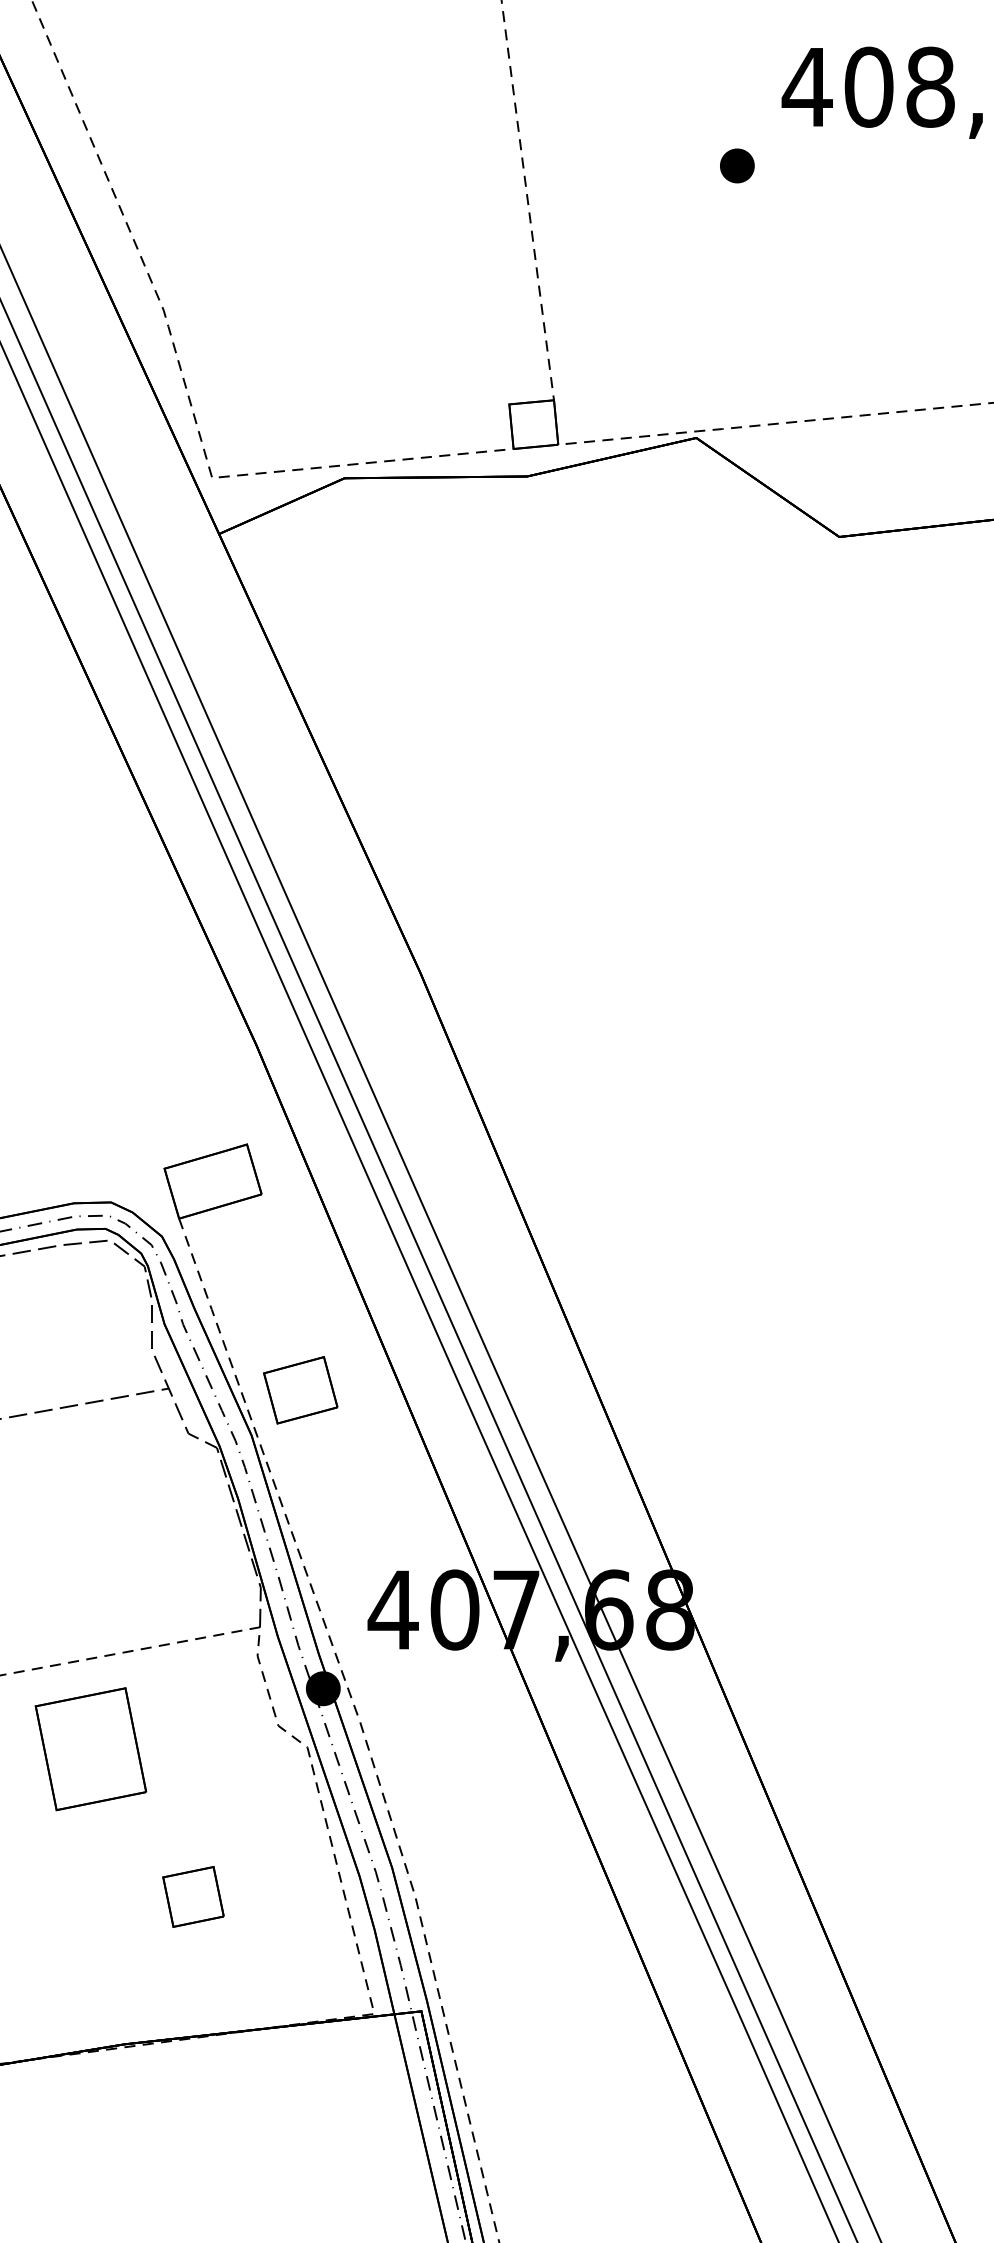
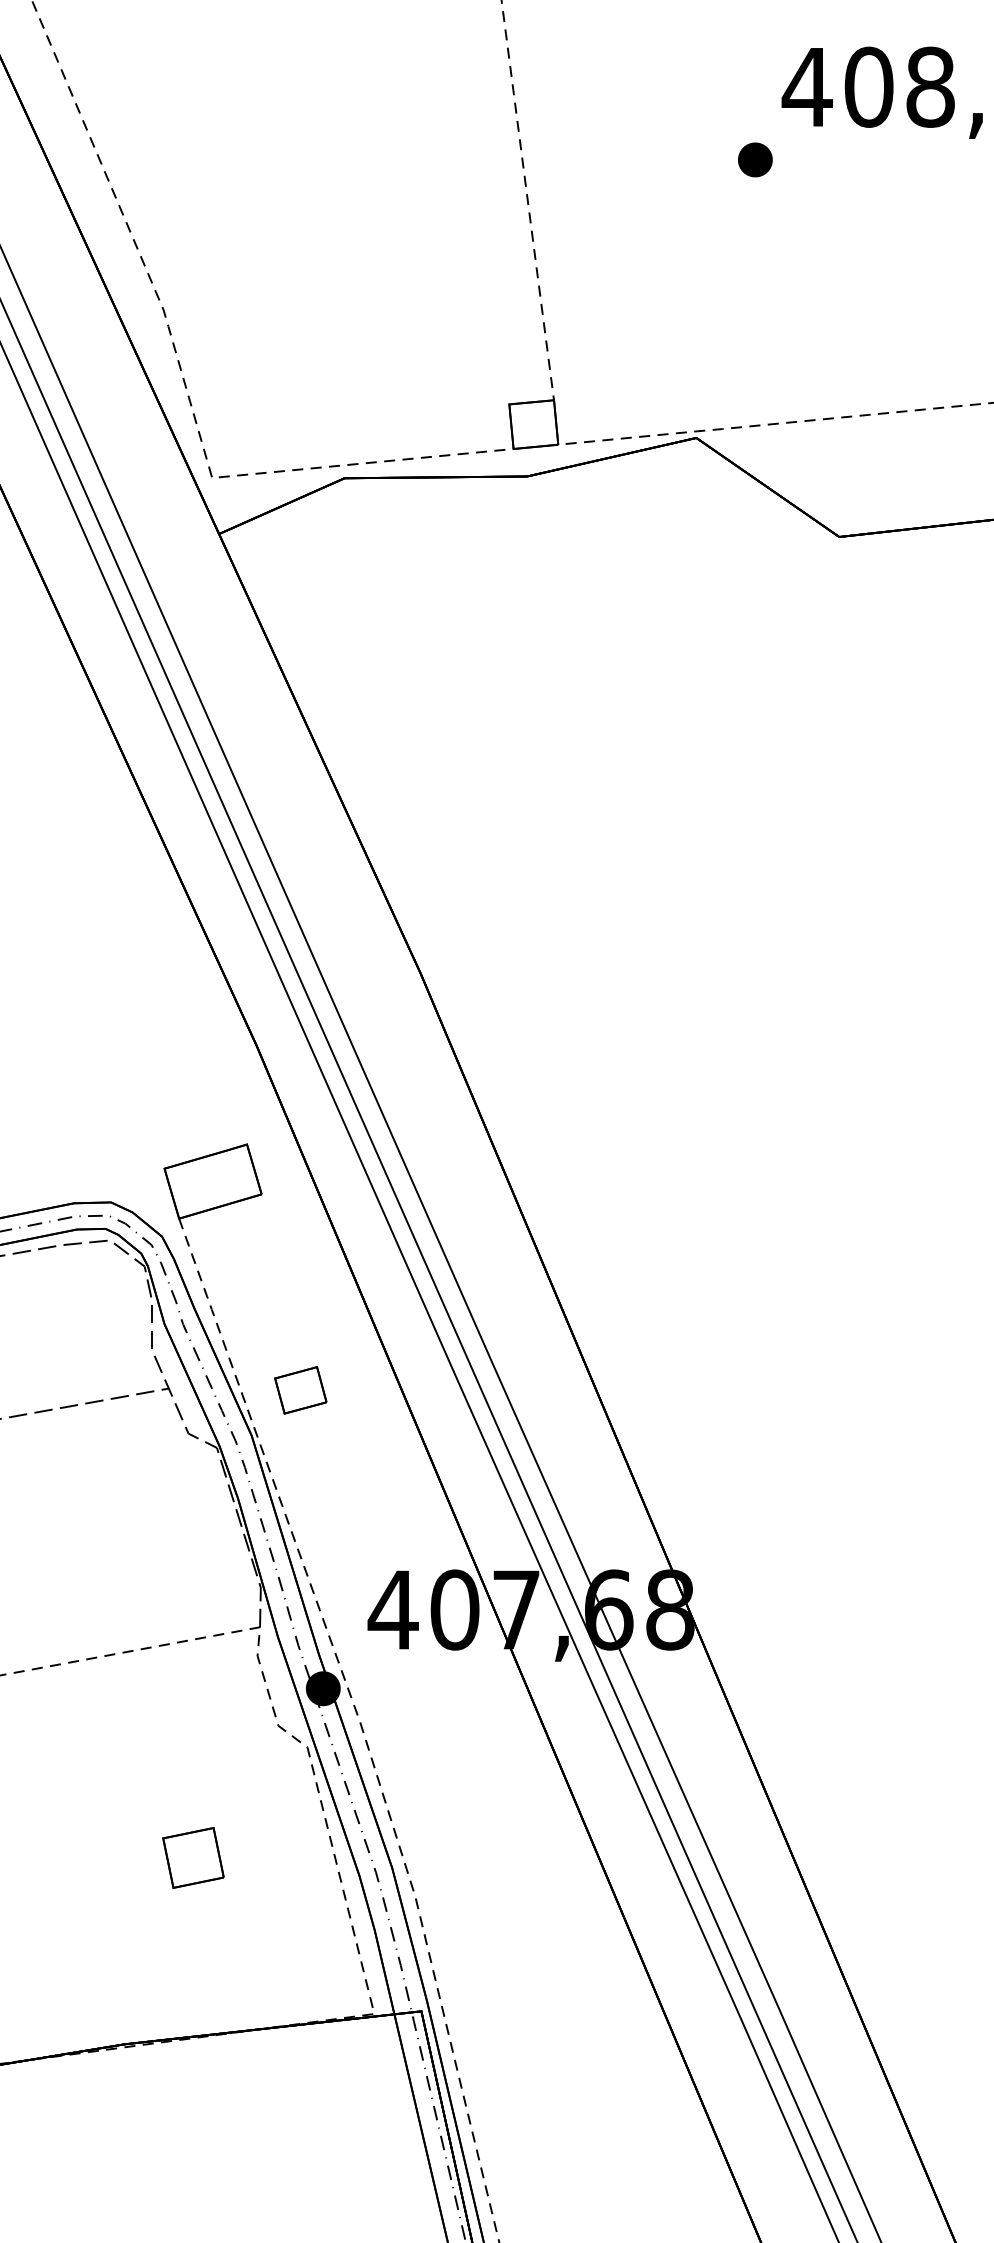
part position: (737, 165) -> (755, 159) (755, 159)
part size: 76x69 px -> 54x49 px (300, 1390)
part: present -> none (90, 1749)
part position: (193, 1896) -> (193, 1857) (193, 1857)
